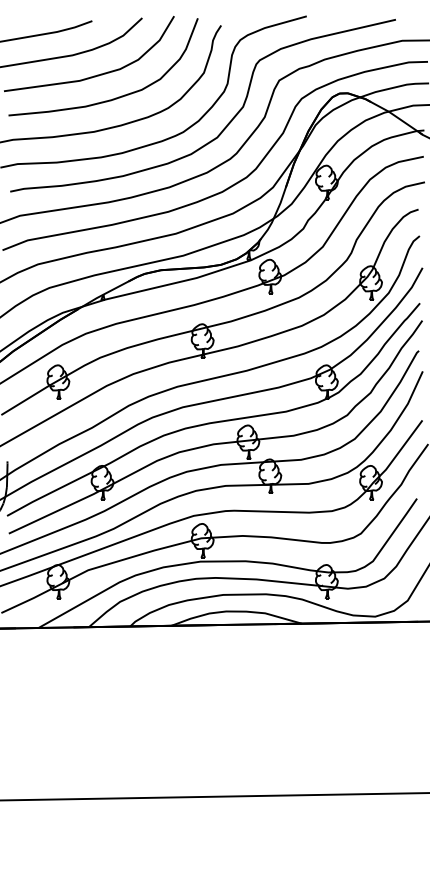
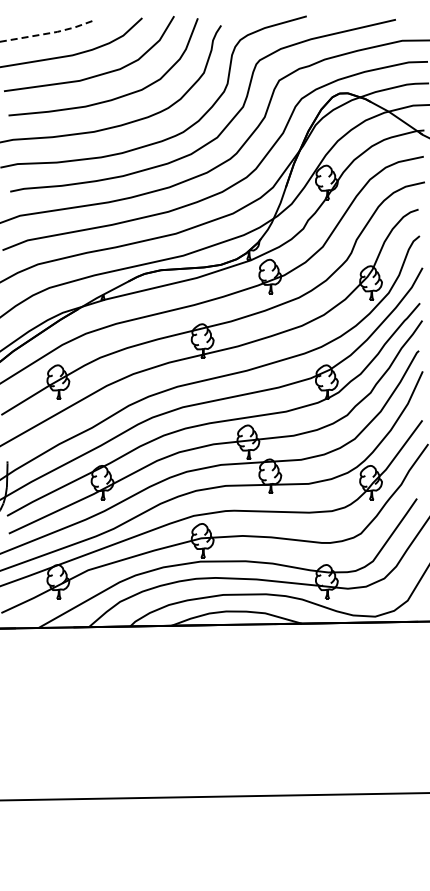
line: solid -> dashed (48, 33)
